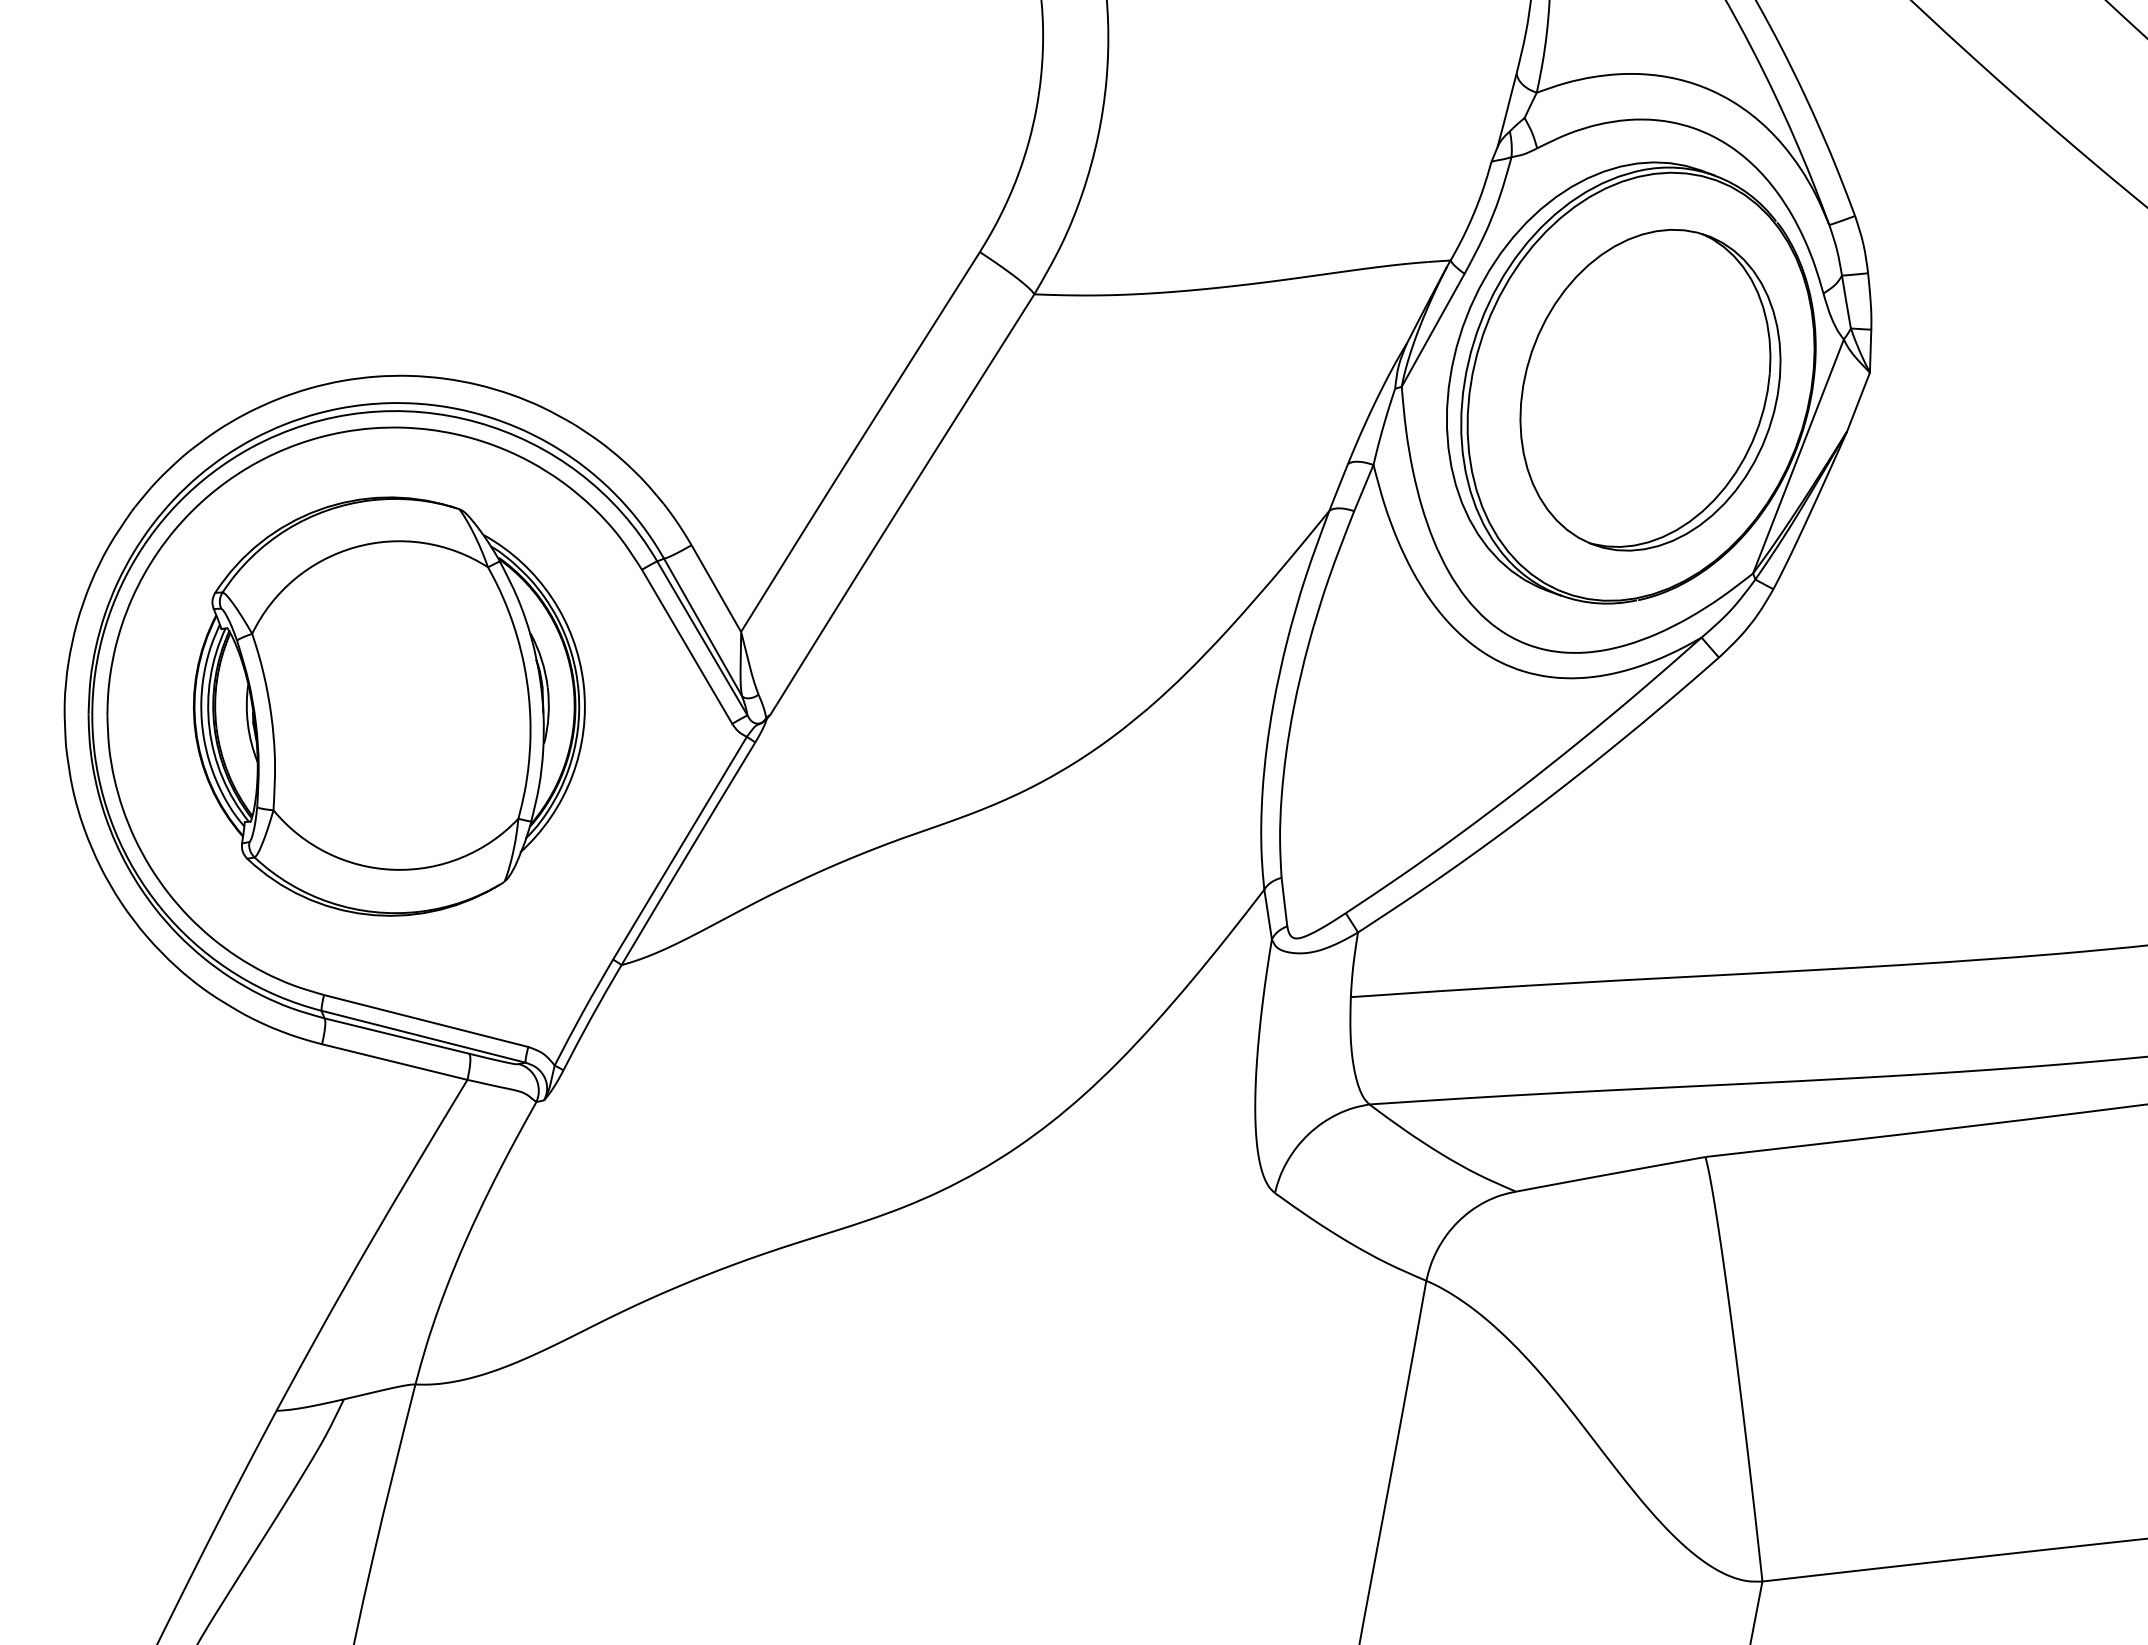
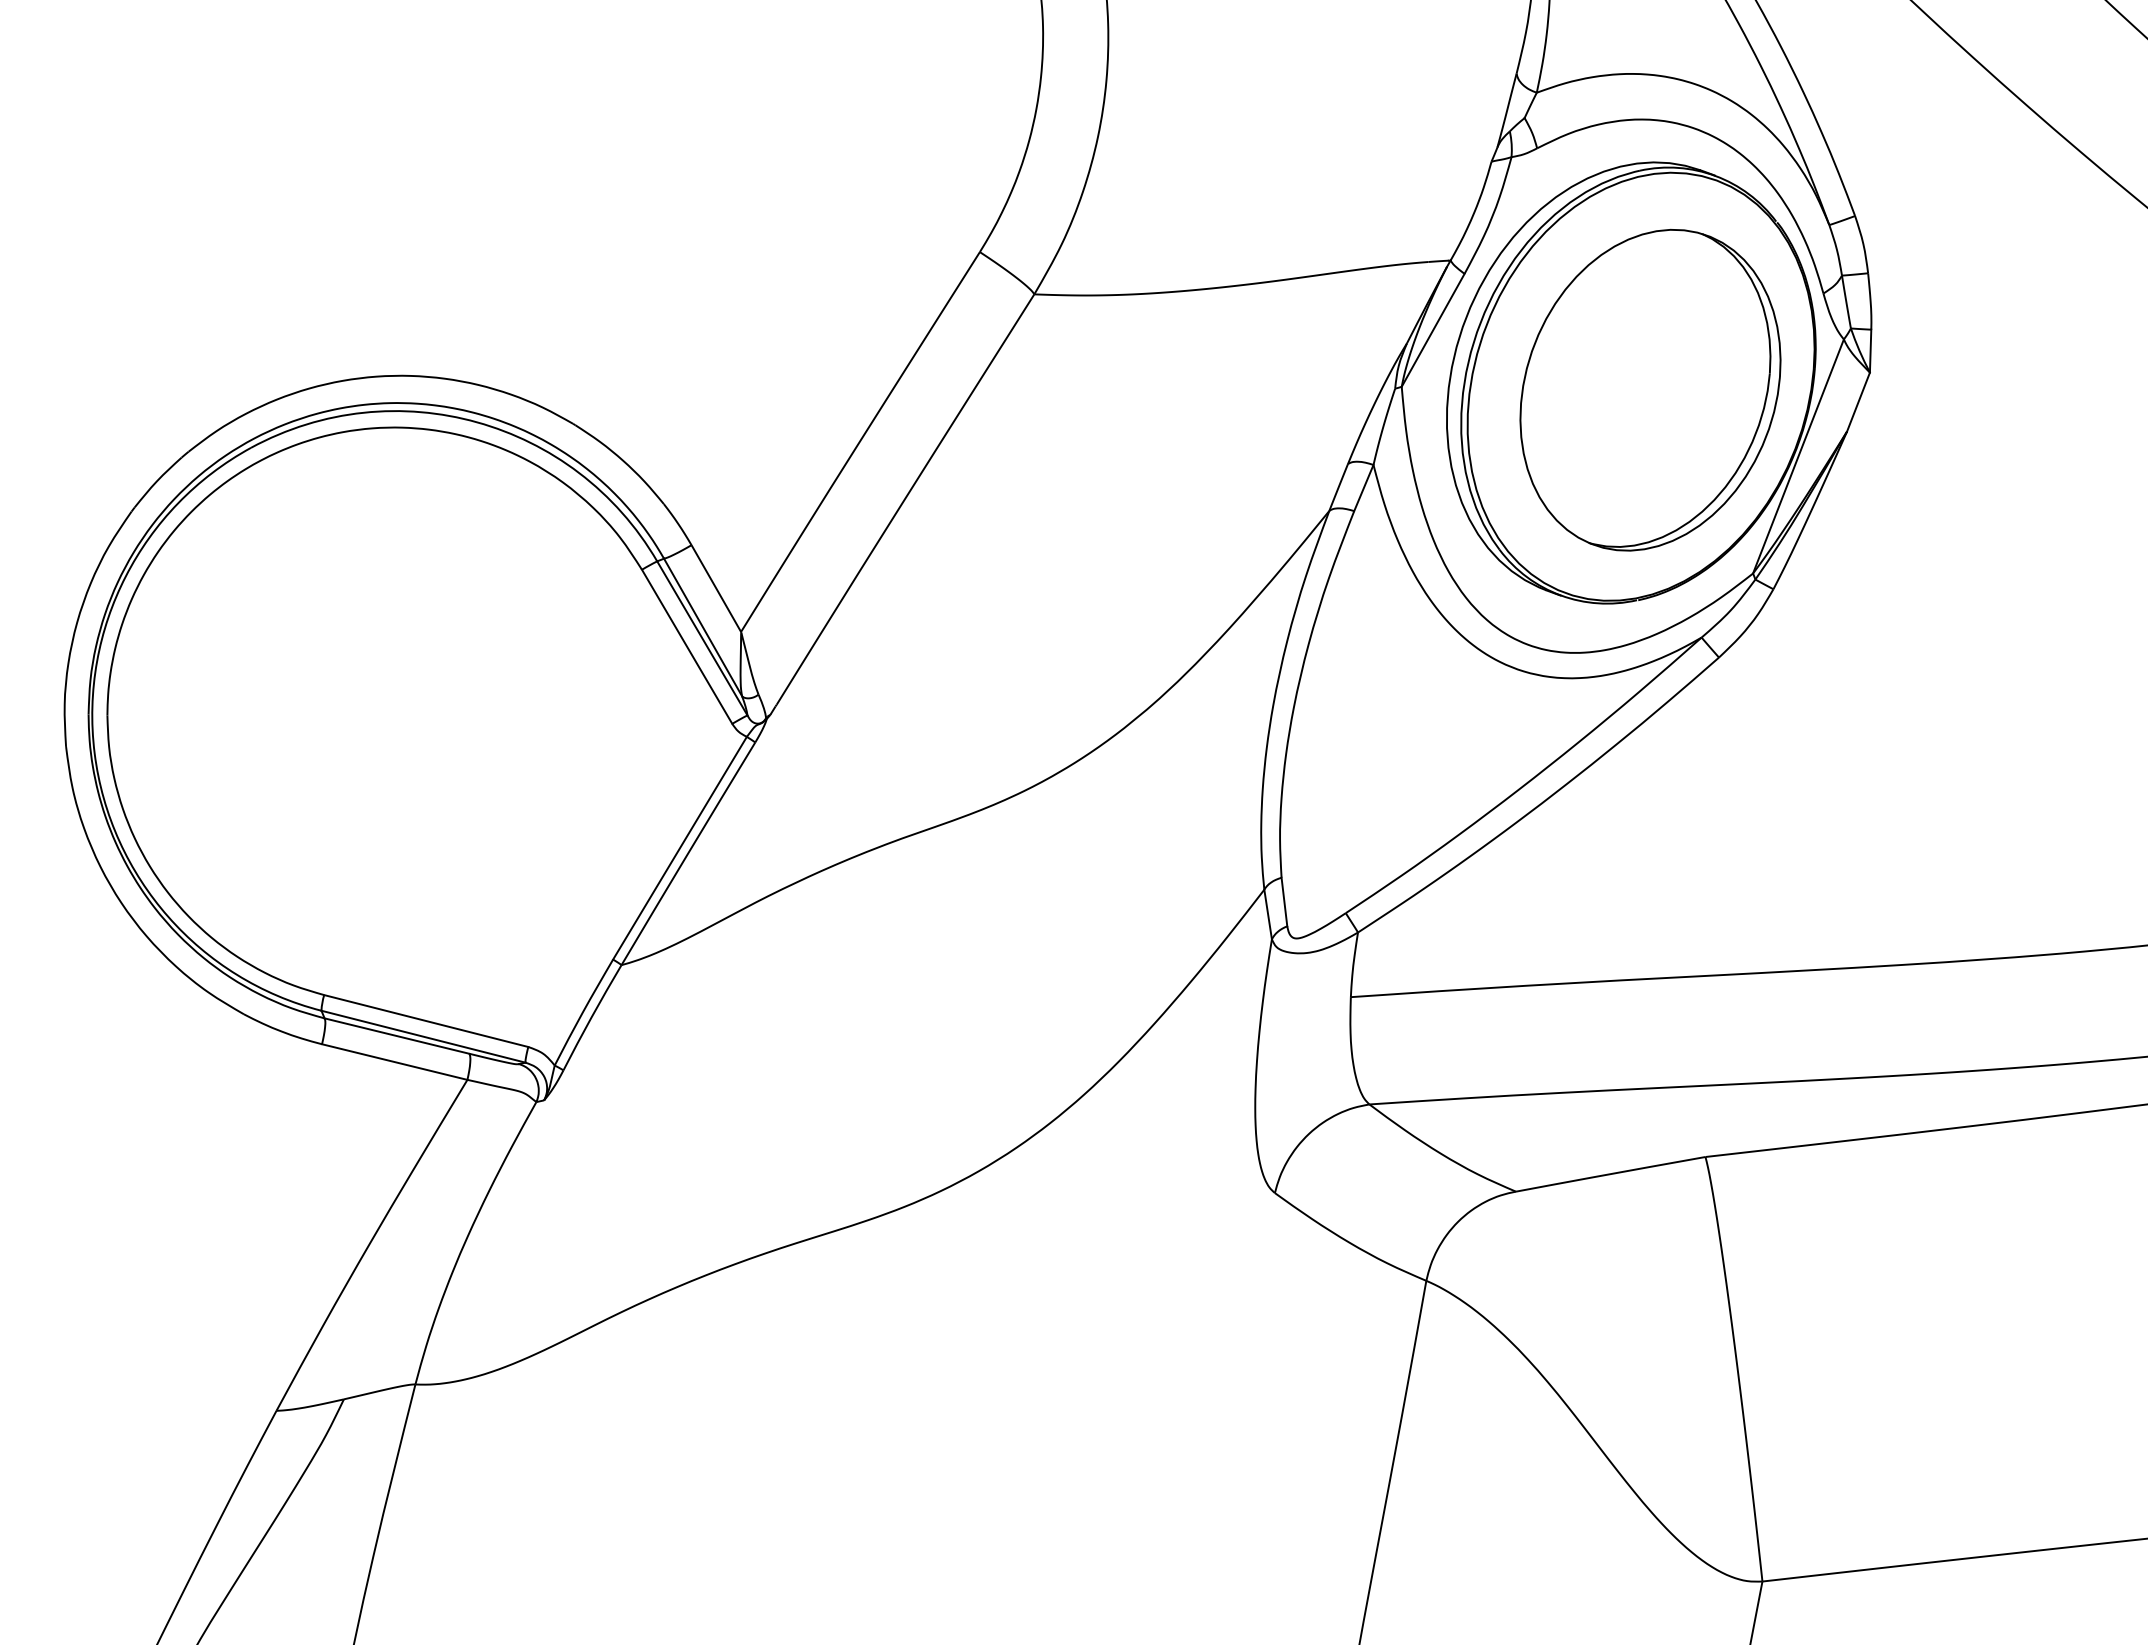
part: present -> none (389, 706)
